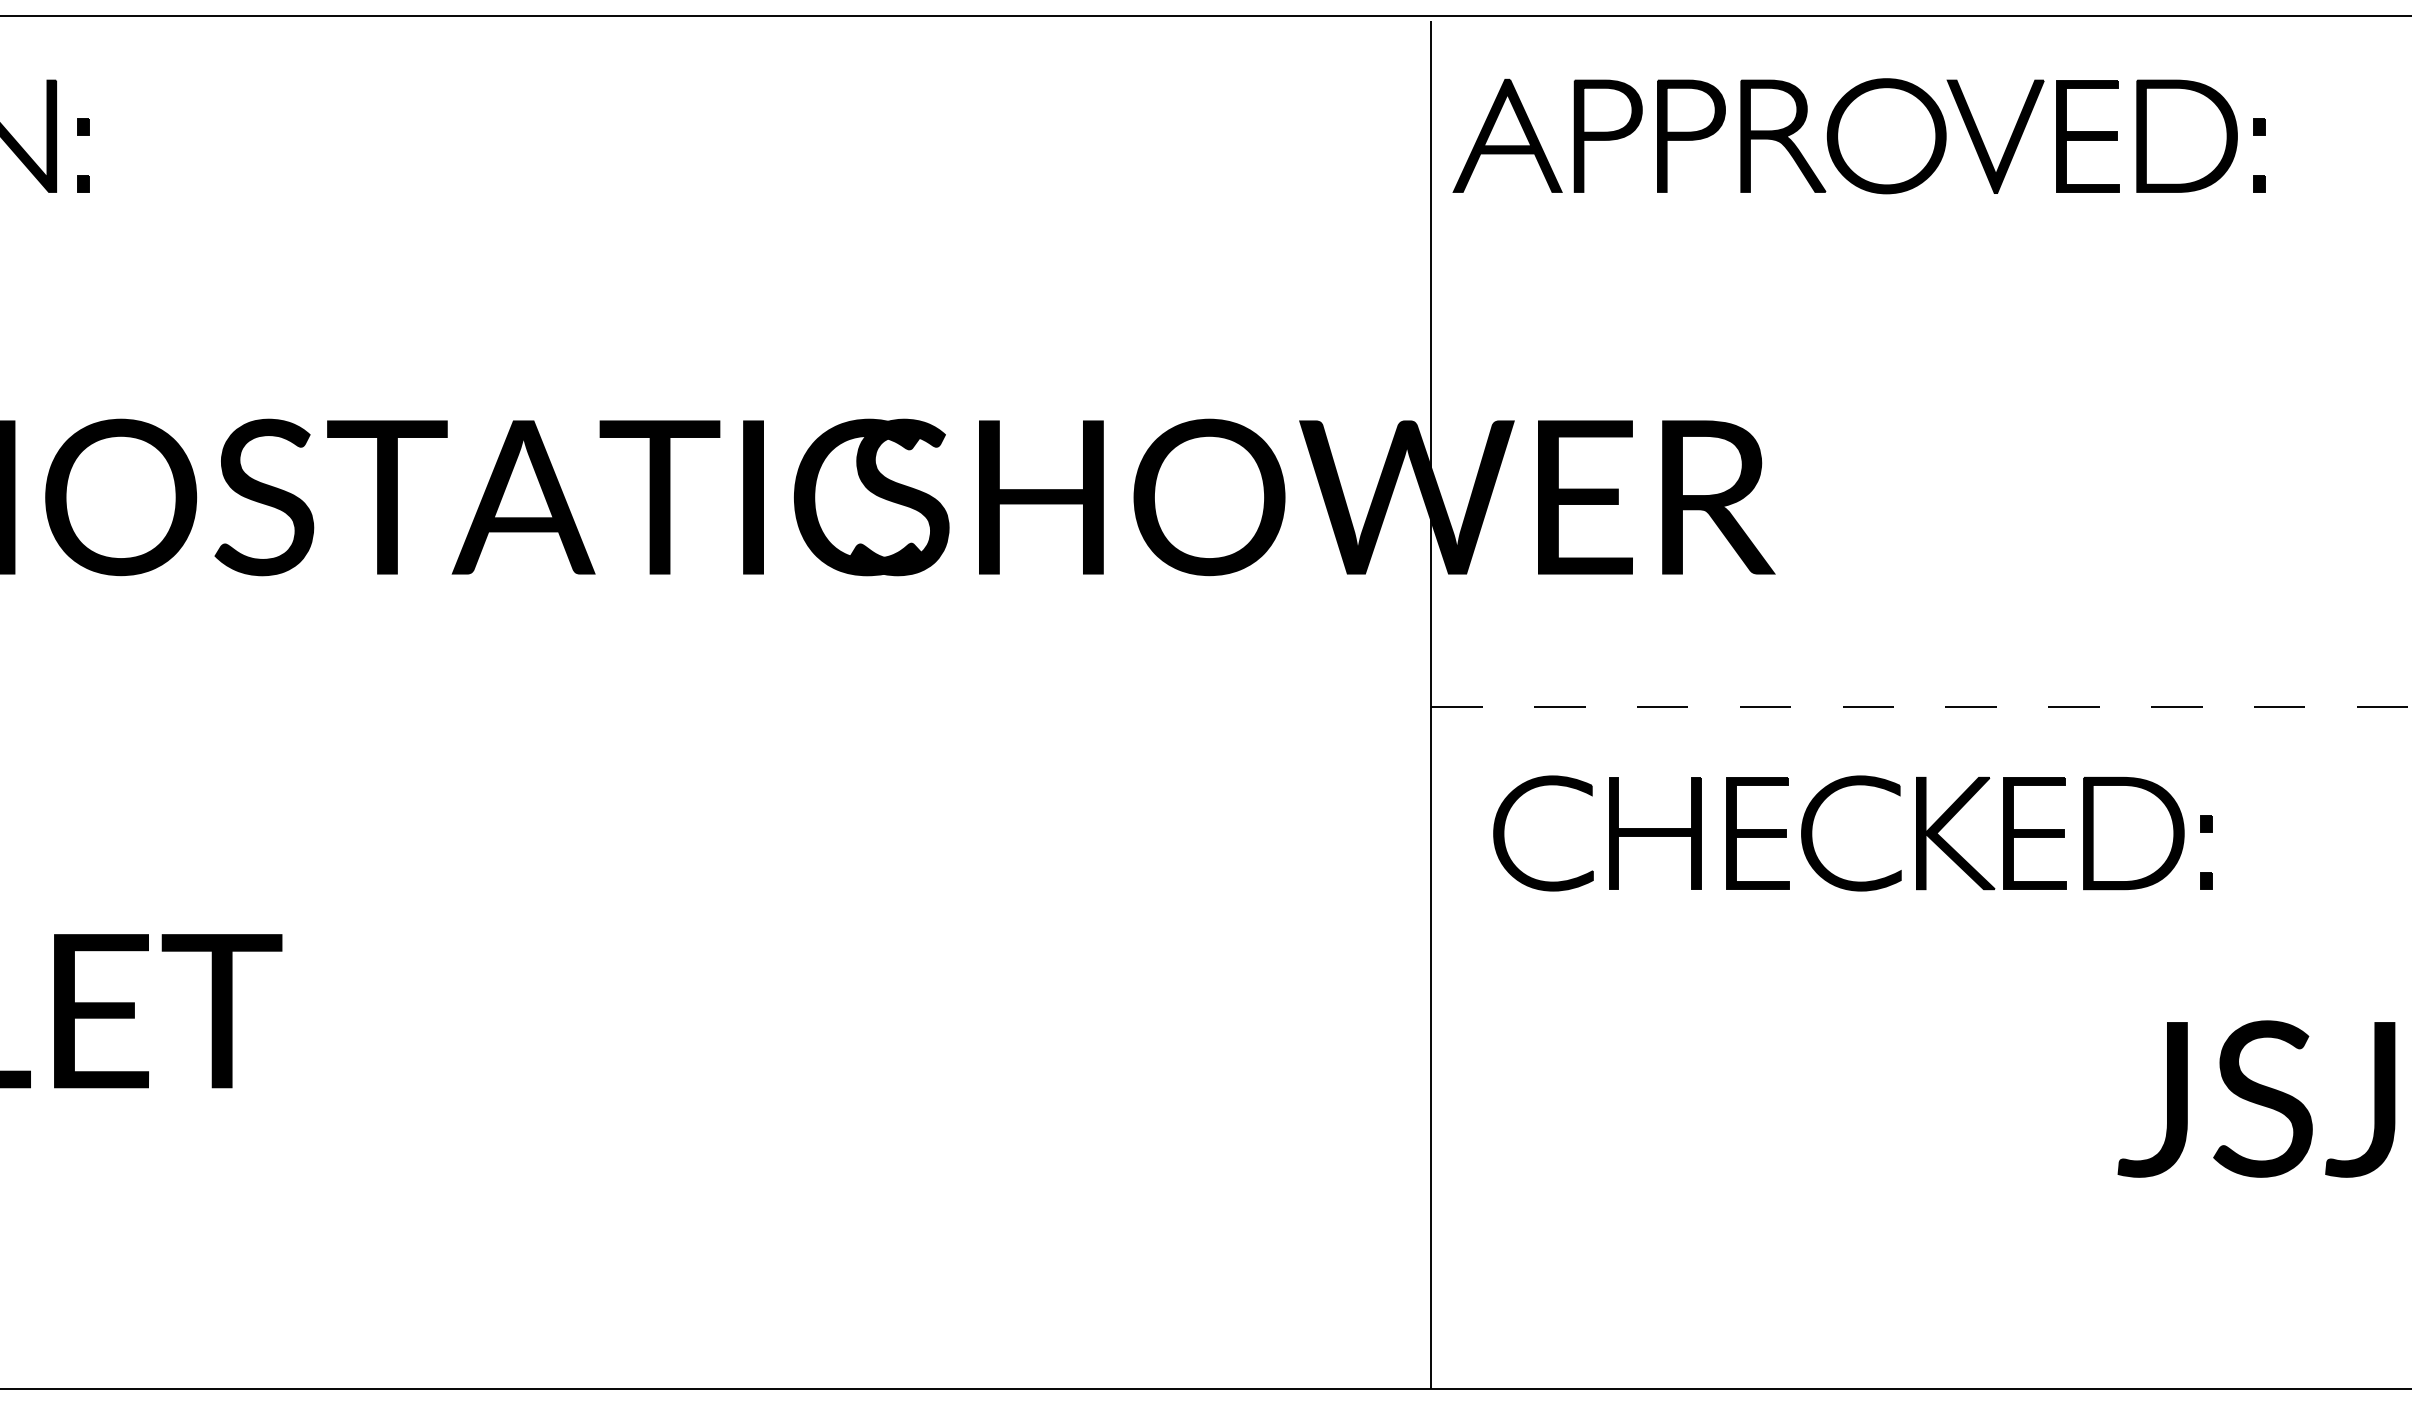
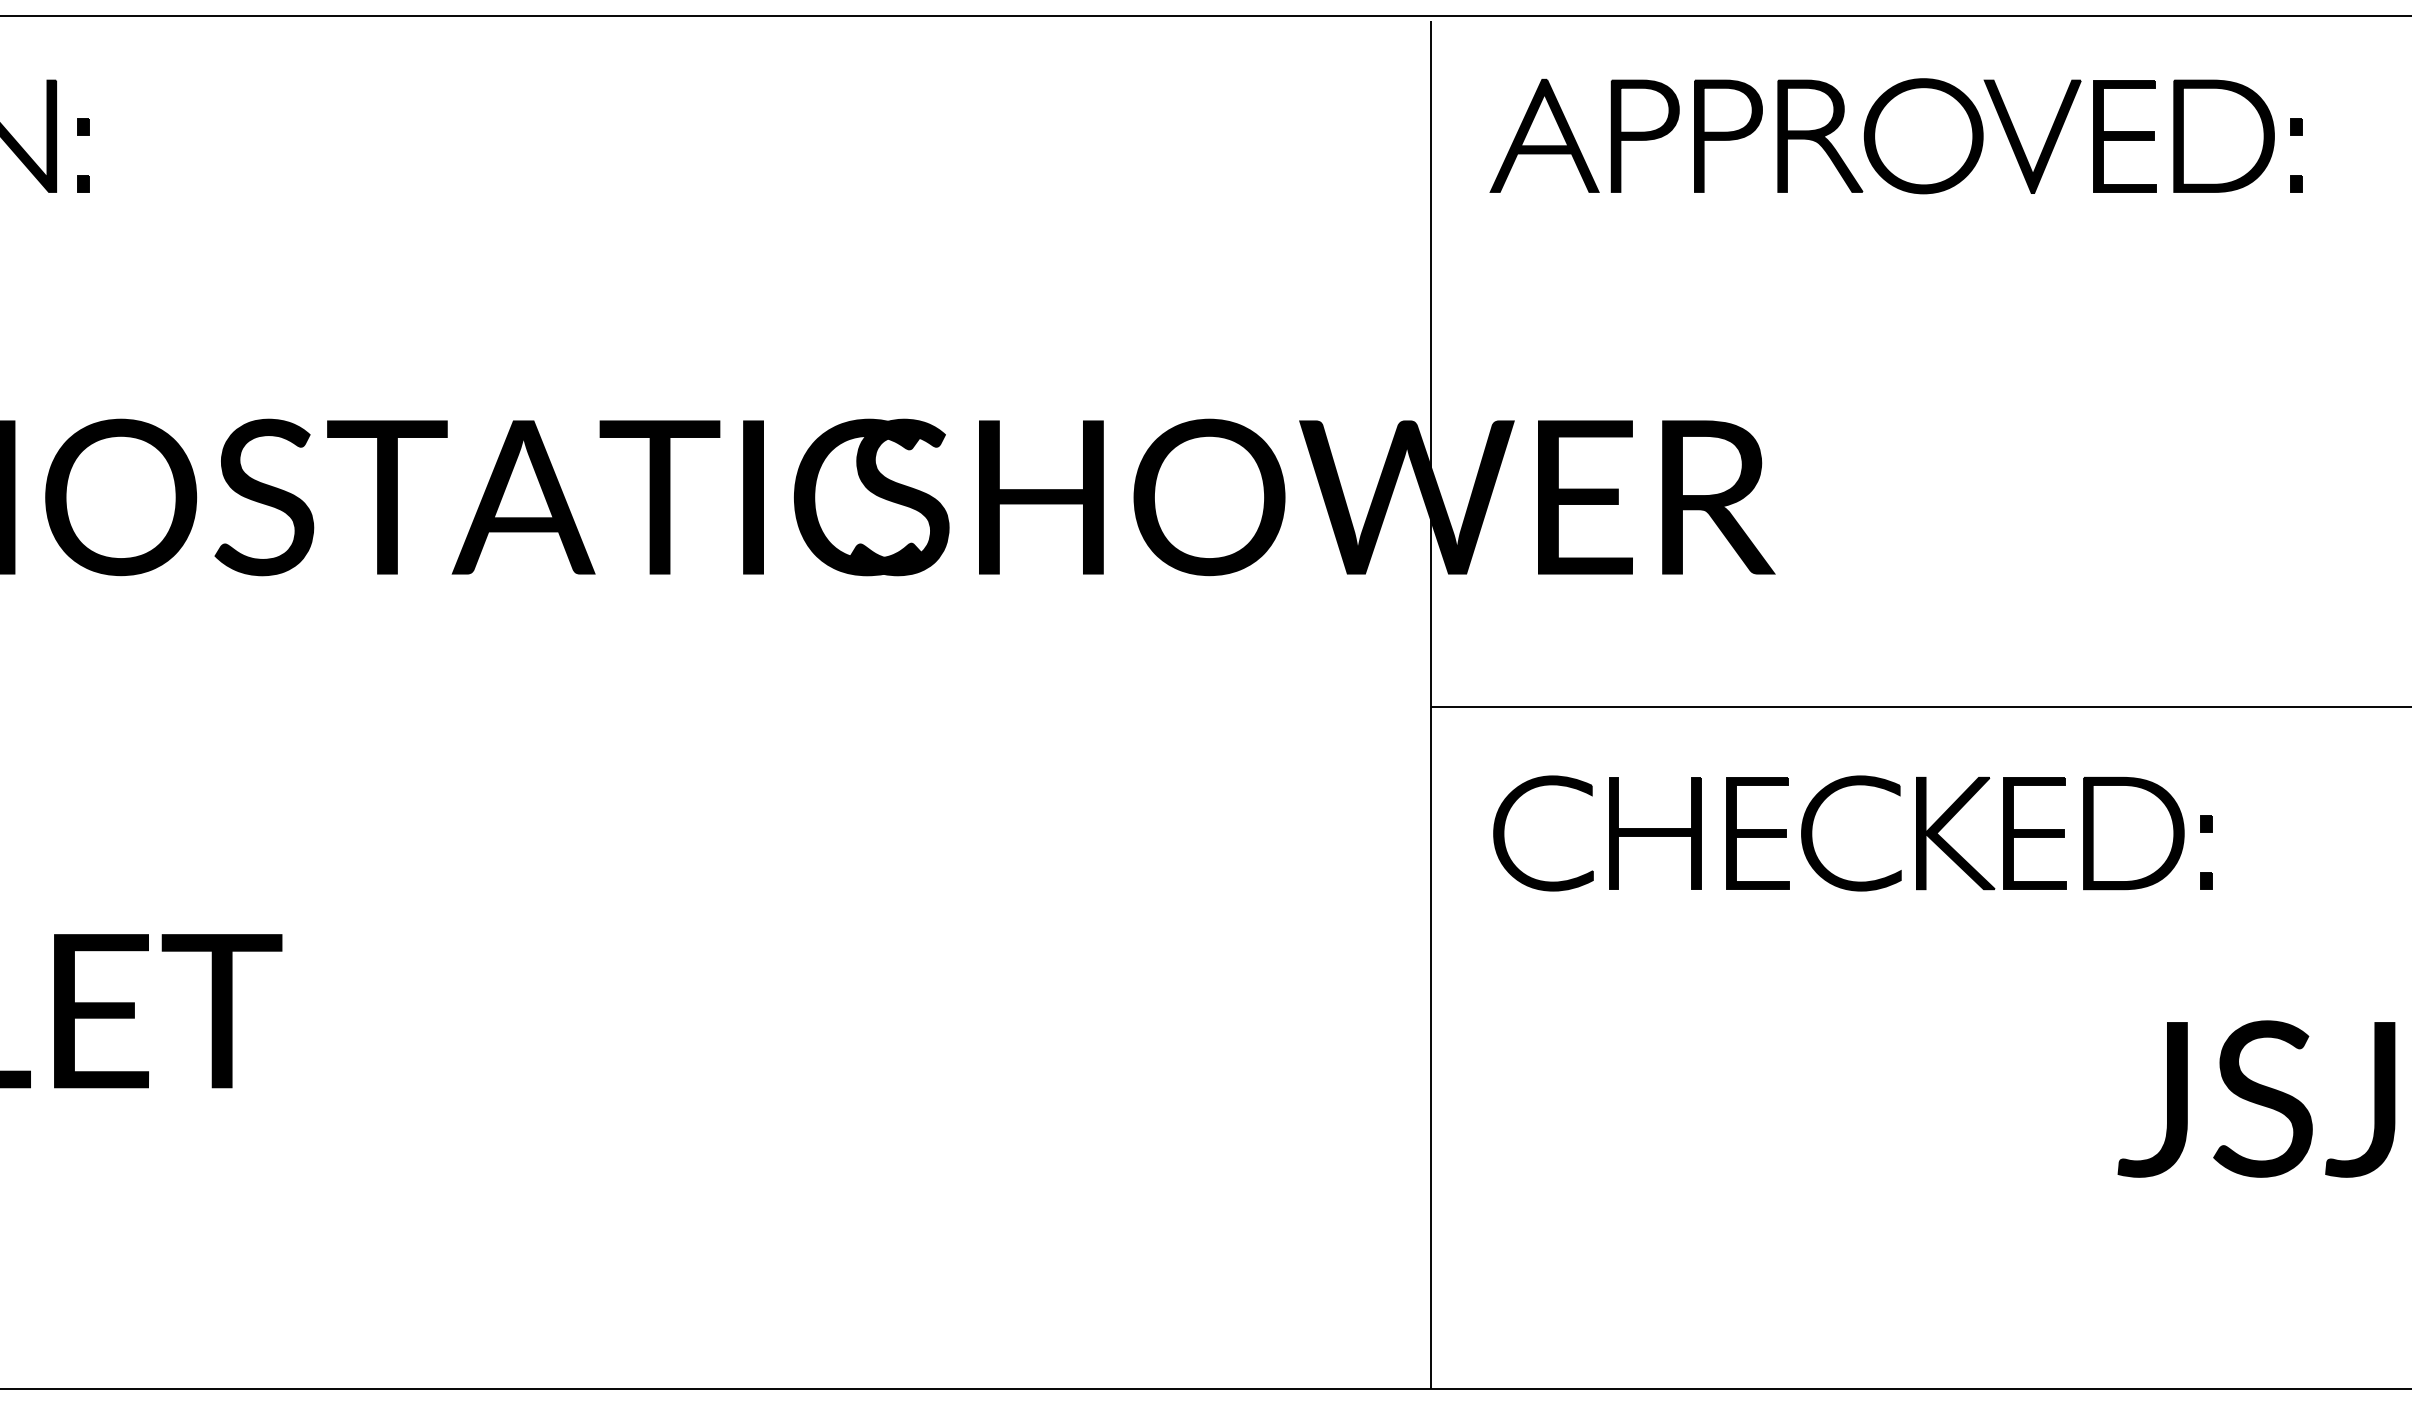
part position: (1858, 136) -> (1895, 136) (1895, 136)
line: dashed -> solid (1921, 706)
